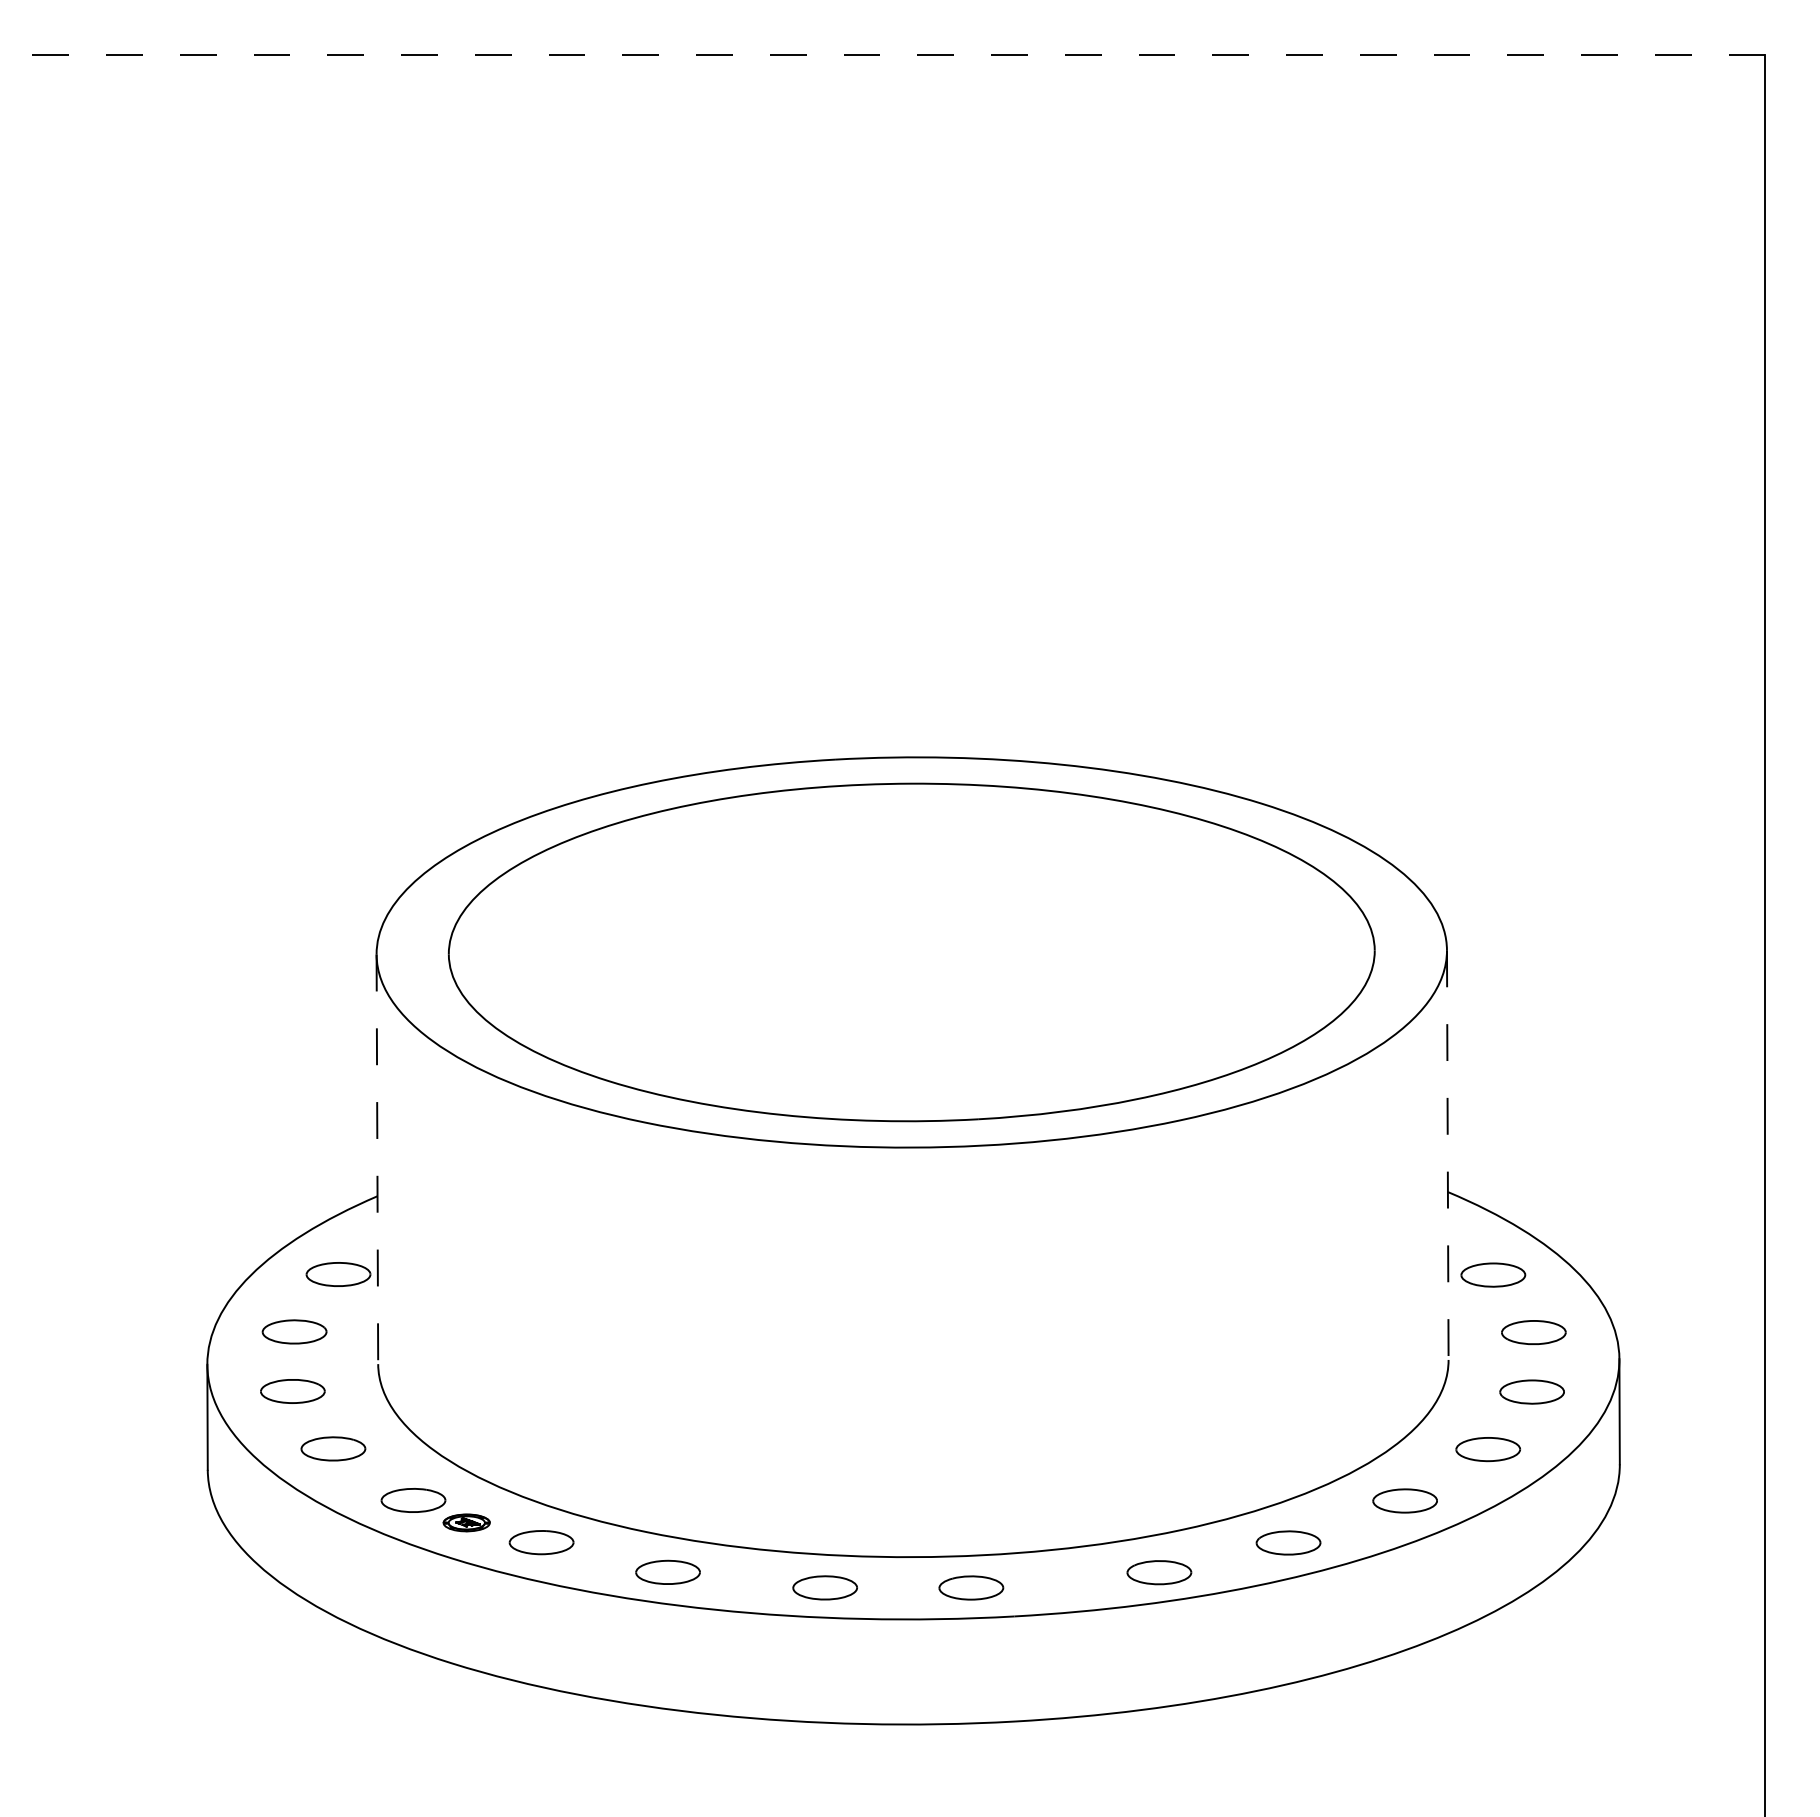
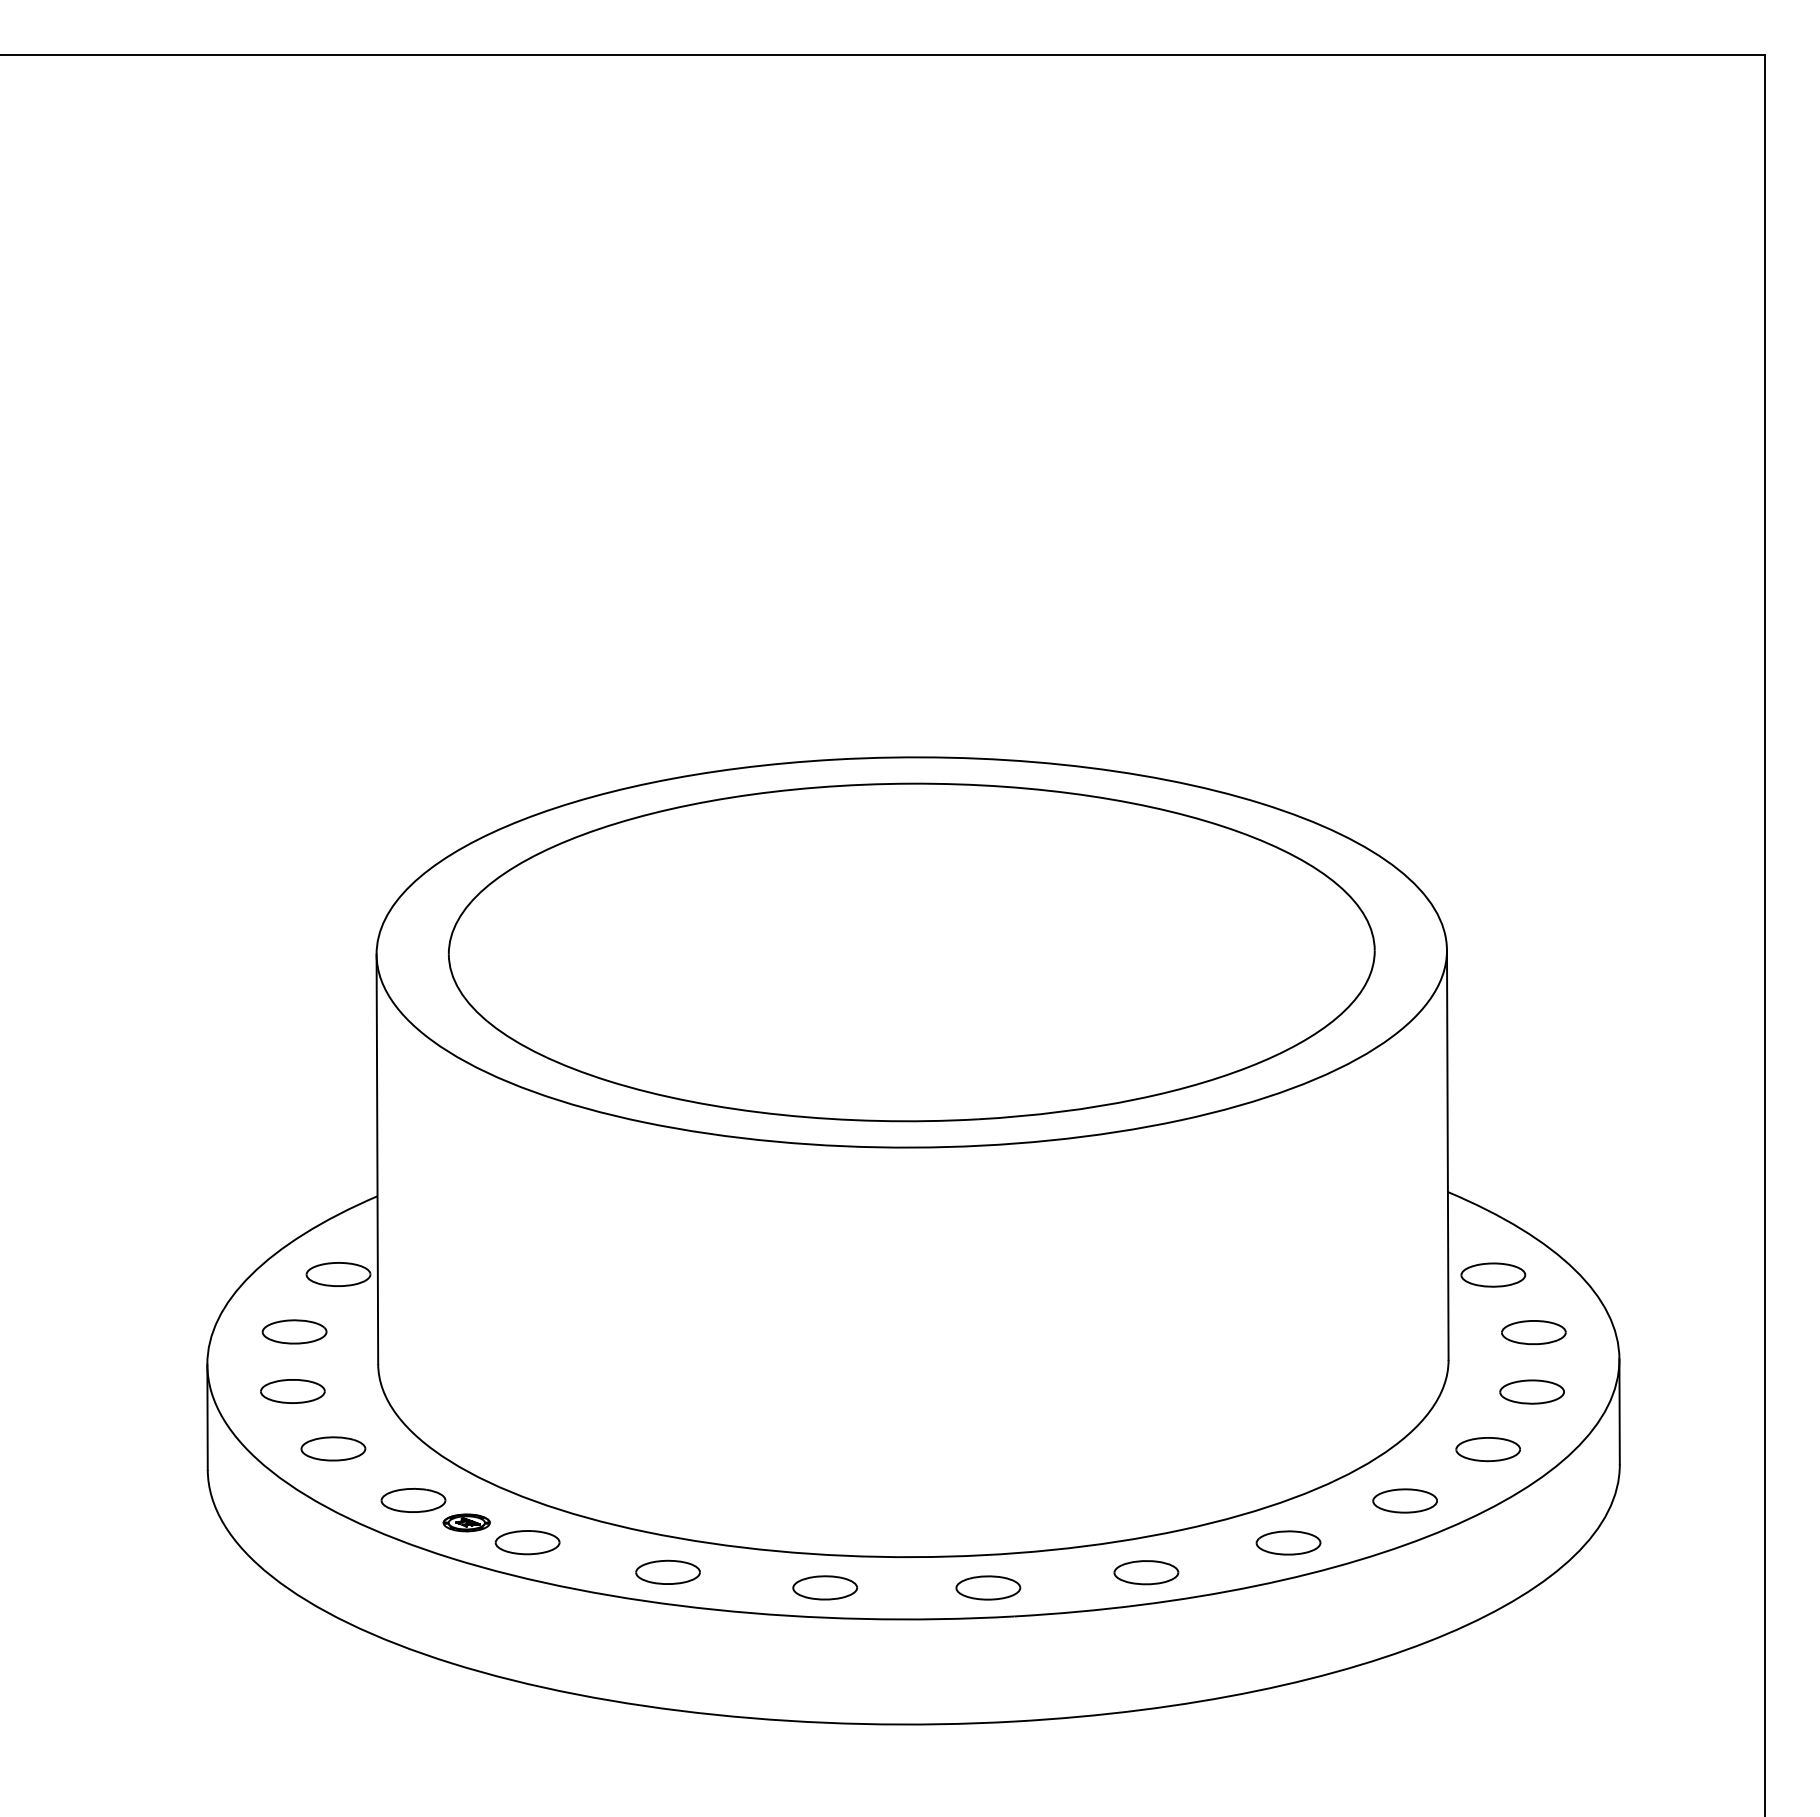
line: dashed -> solid (883, 54)
line: dashed -> solid (1447, 1155)
line: dashed -> solid (377, 1159)
part position: (541, 1542) -> (527, 1542) (527, 1542)
part position: (1159, 1572) -> (1146, 1572) (1146, 1572)
part position: (971, 1587) -> (988, 1587) (988, 1587)
